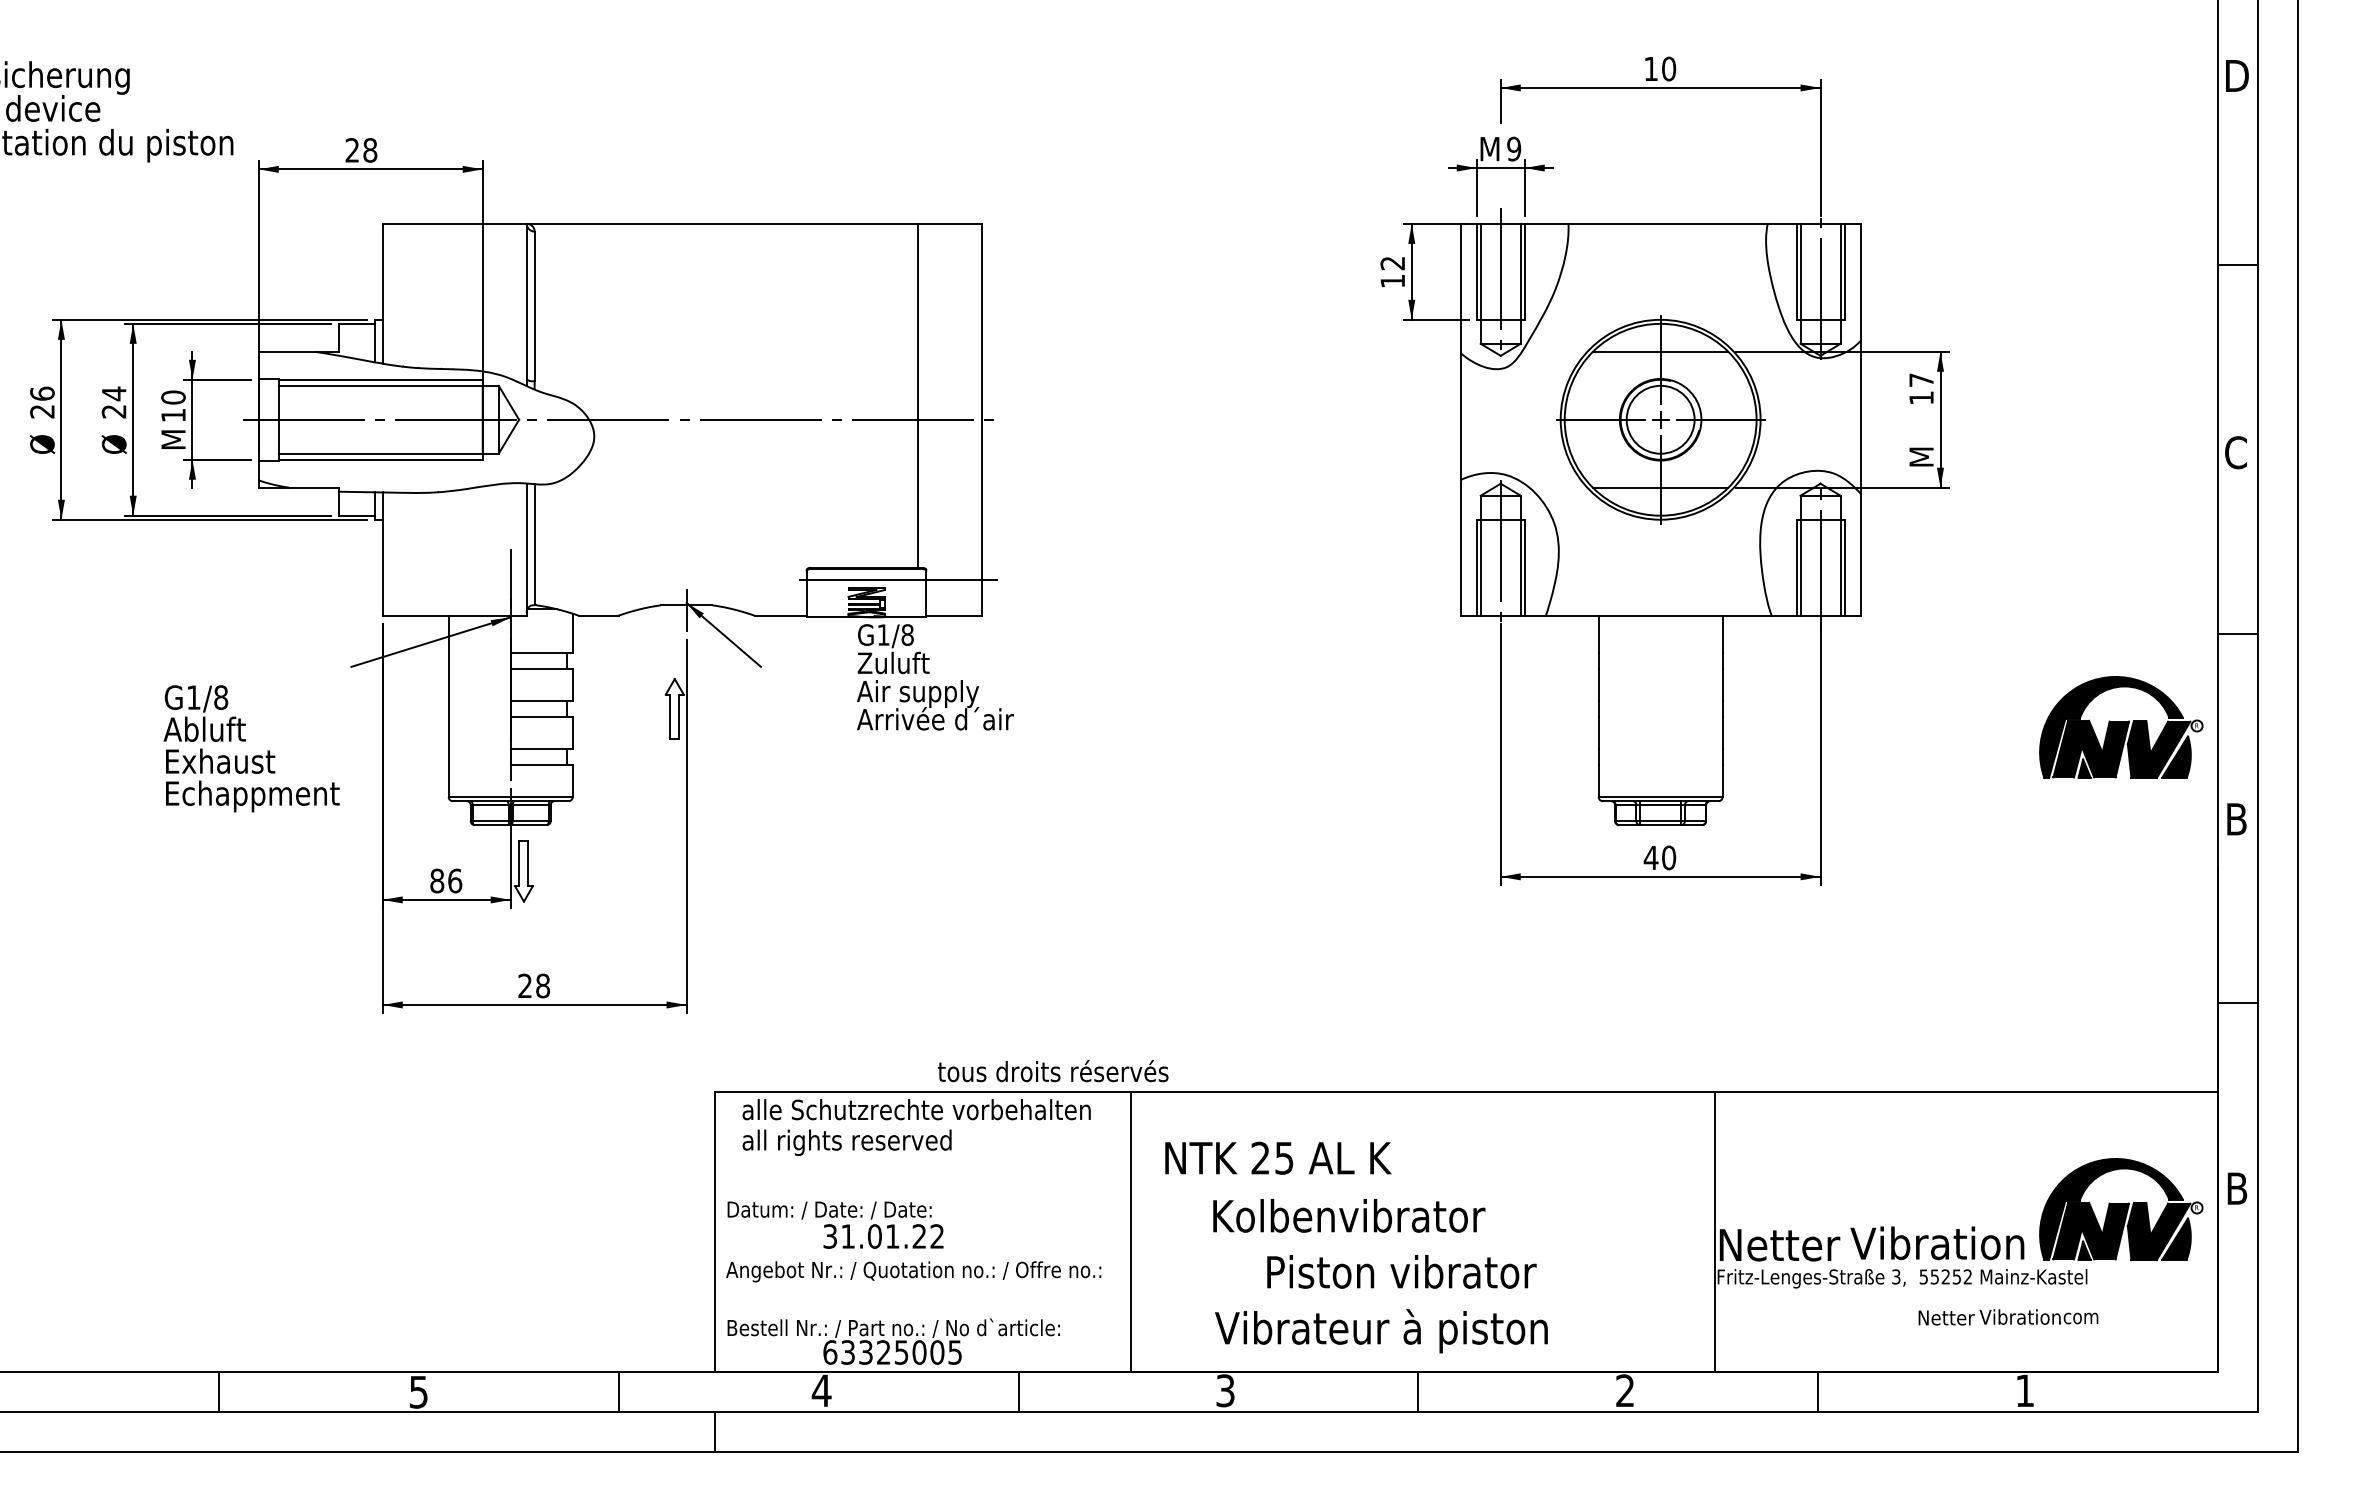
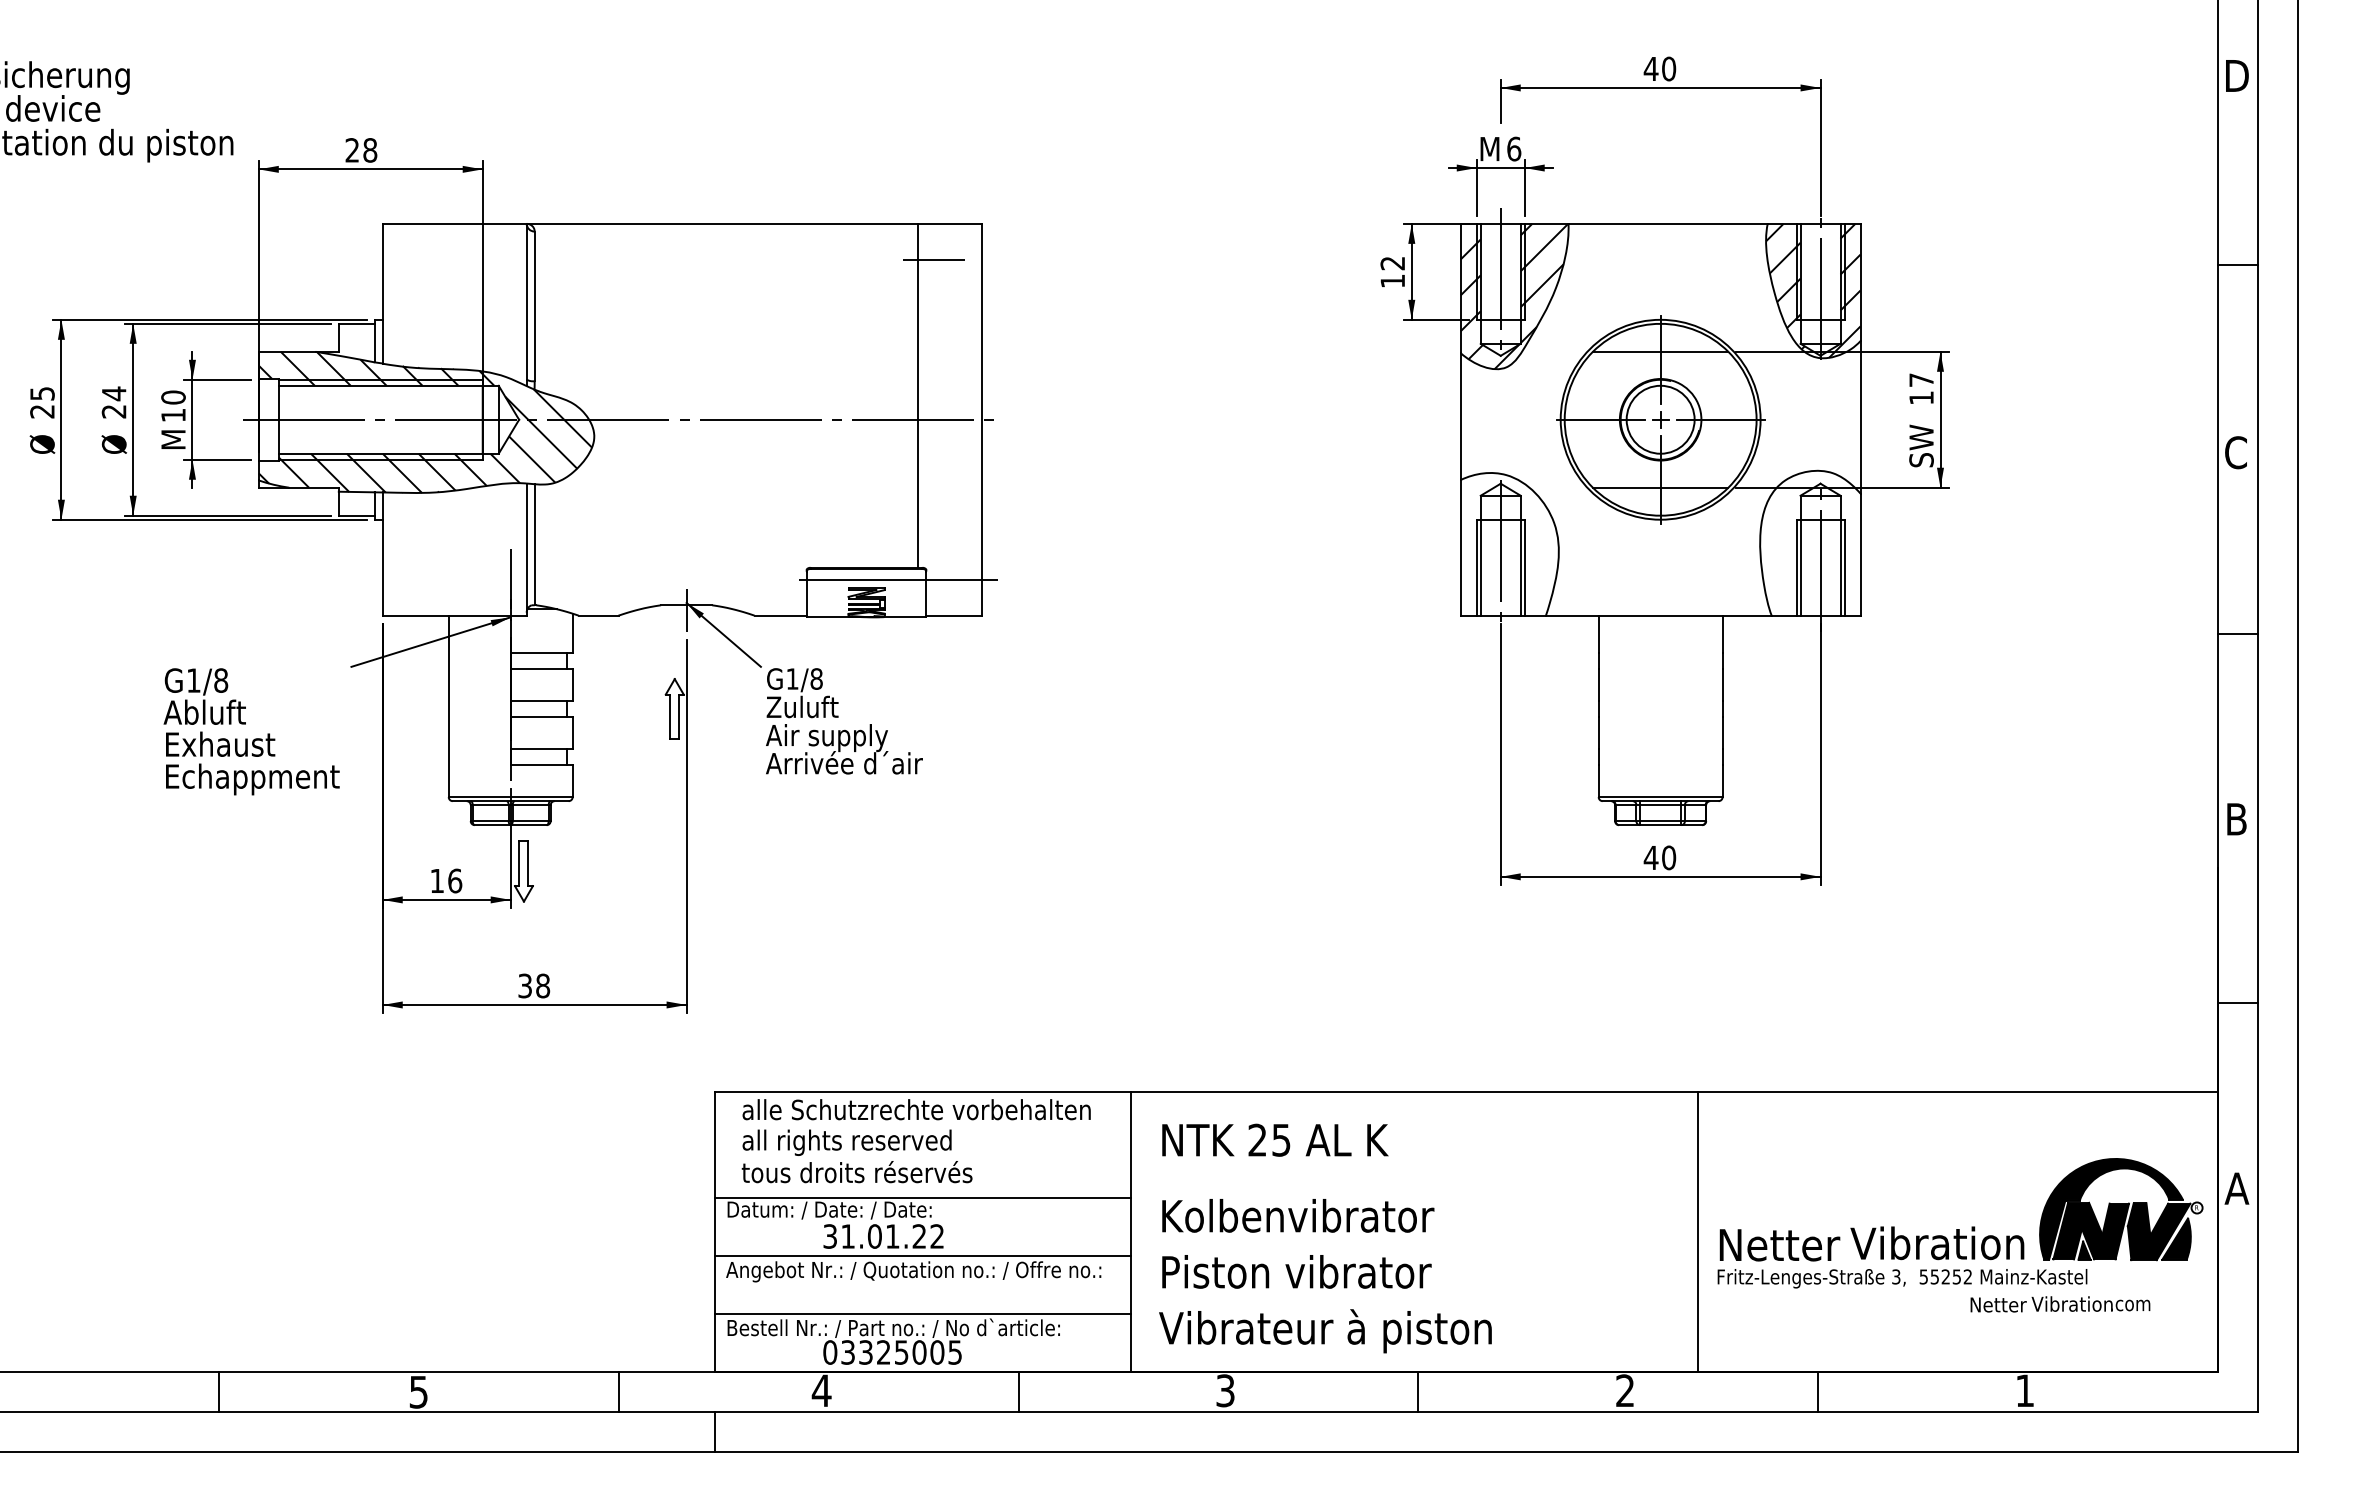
text: 10 -> 40 (1650, 68)
text: 9 -> 6 (1514, 148)
line: none -> present (933, 259)
hatch: none -> present (1813, 290)
hatch: none -> present (1514, 296)
text: 26 -> 25 (42, 393)
hatch: none -> present (425, 421)
text: M -> SW (1921, 445)
text position: (935, 677) -> (844, 721) (844, 721)
part: present -> none (2121, 727)
text position: (251, 748) -> (251, 731) (251, 731)
text: 86 -> 16 (437, 880)
text: 28 -> 38 (524, 985)
text position: (1052, 1071) -> (856, 1172) (856, 1172)
text position: (1278, 1157) -> (1275, 1139) (1275, 1139)
text: B -> A (2236, 1188)
line: none -> present (922, 1198)
text position: (1349, 1215) -> (1298, 1215) (1298, 1215)
line position: (1715, 1232) -> (1698, 1232) (1698, 1232)
line: none -> present (922, 1256)
text position: (1401, 1271) -> (1296, 1271) (1296, 1271)
line: none -> present (922, 1314)
text position: (2008, 1317) -> (2060, 1304) (2060, 1304)
text position: (1381, 1331) -> (1325, 1331) (1325, 1331)
text: 63325005 -> 03325005 (830, 1352)
